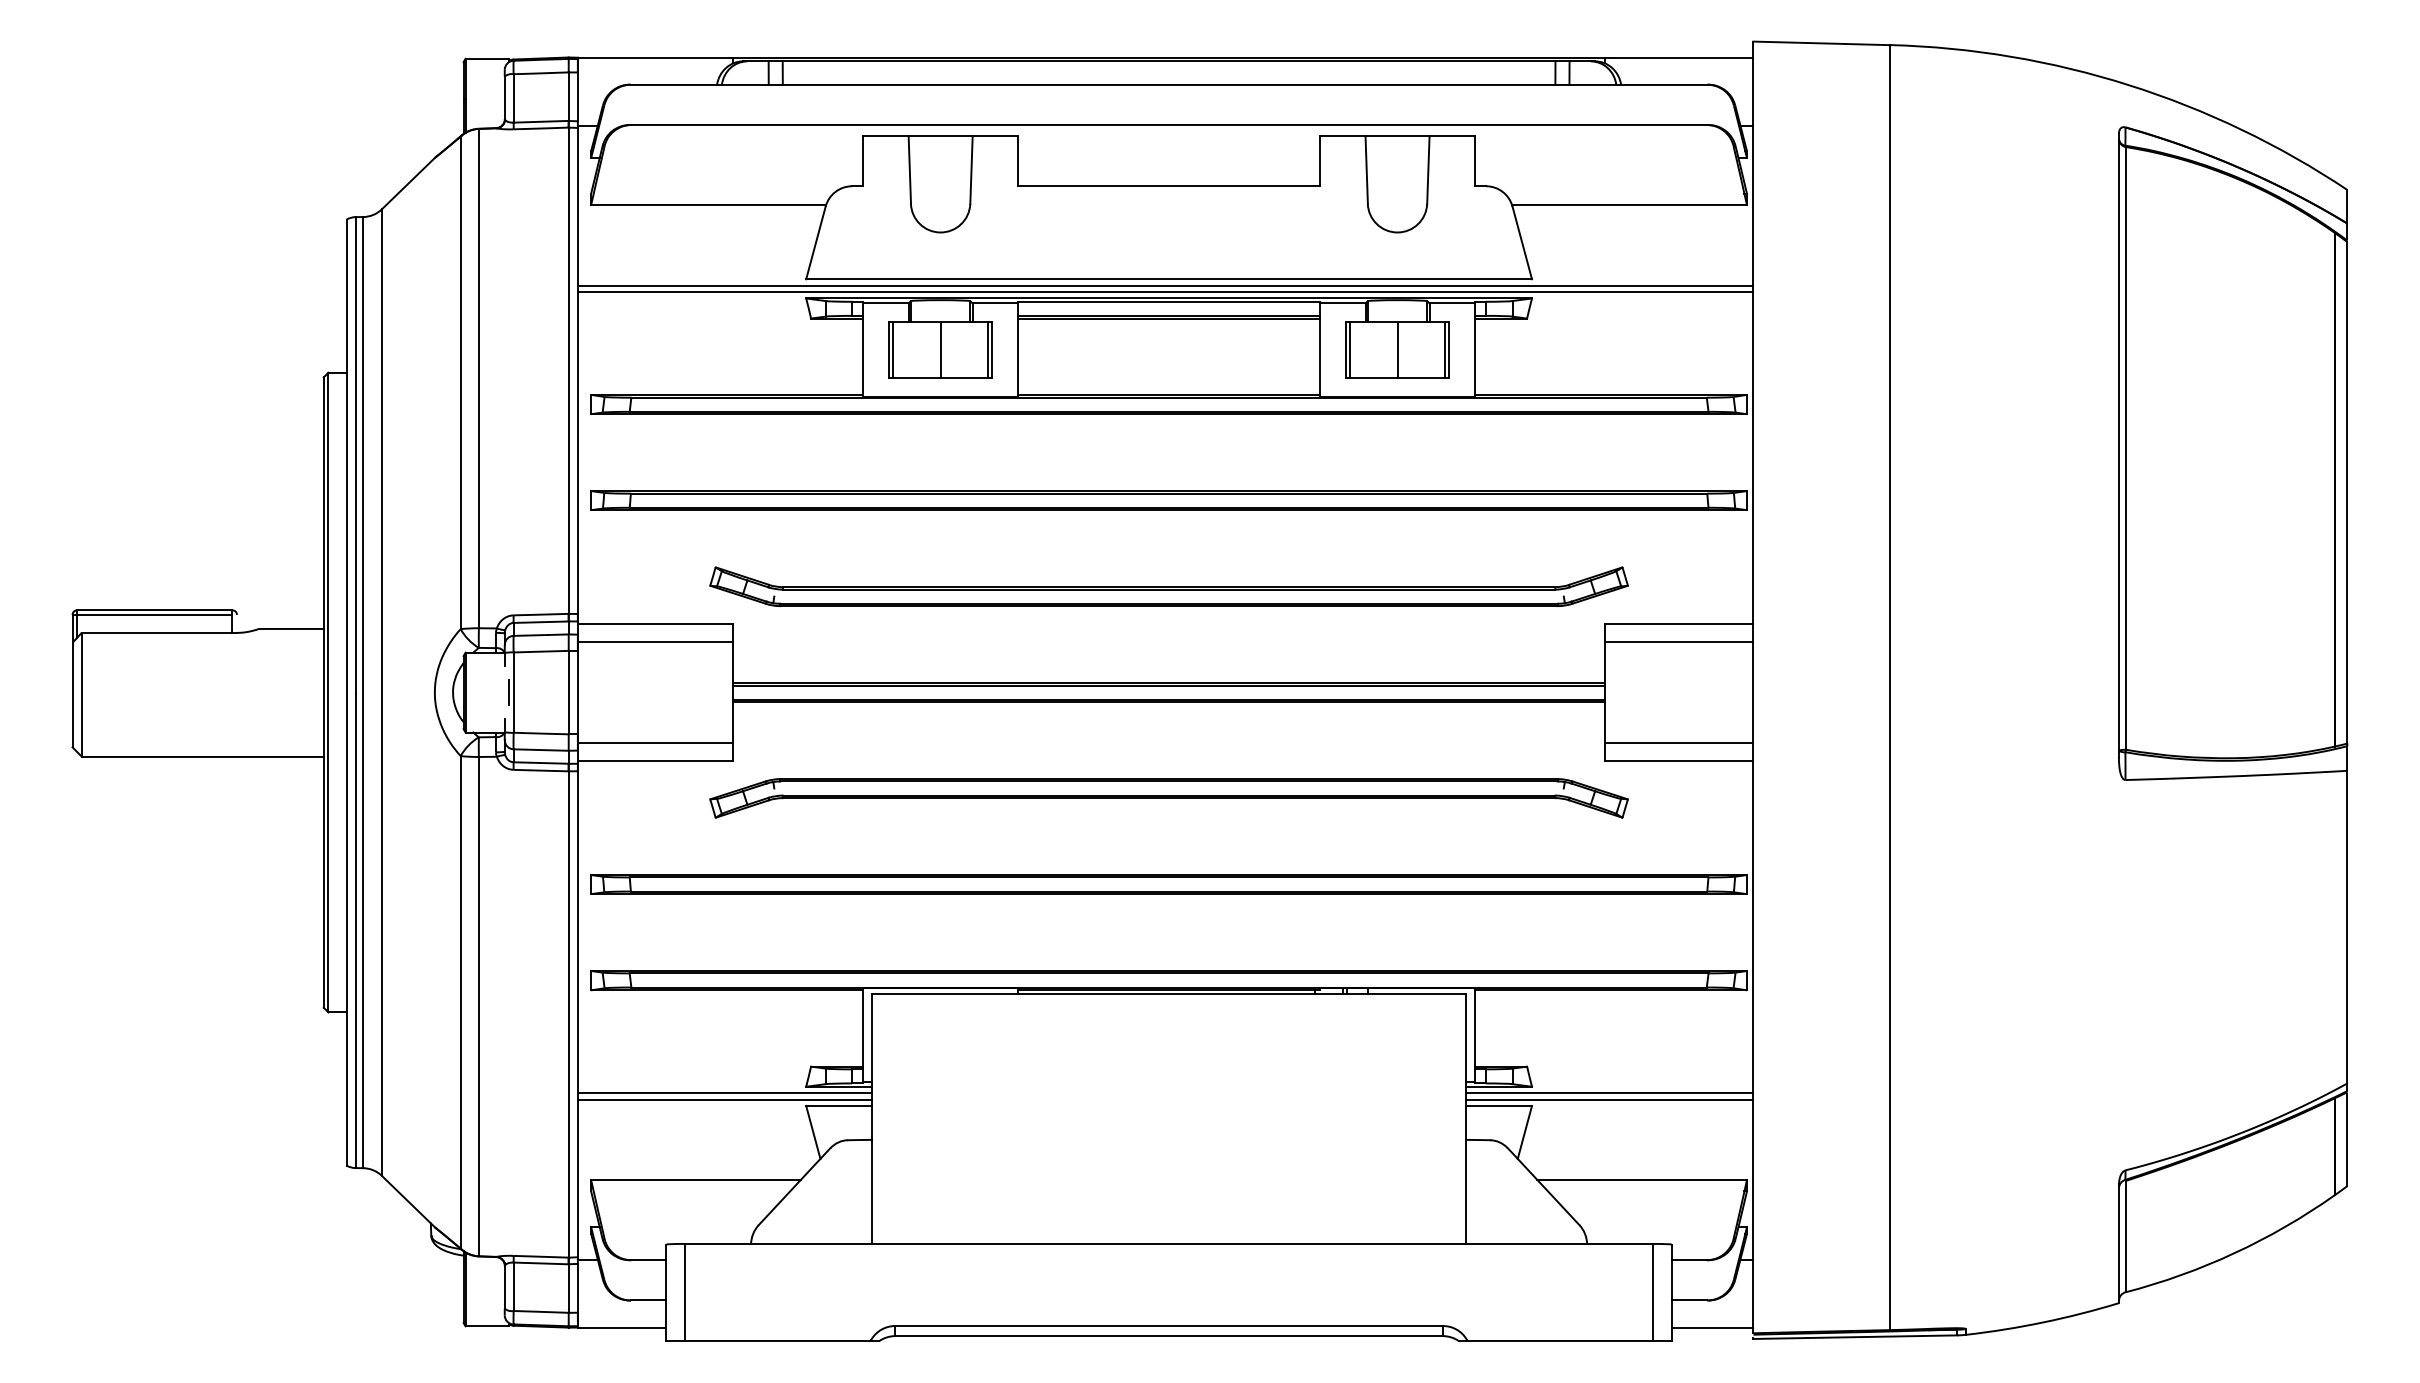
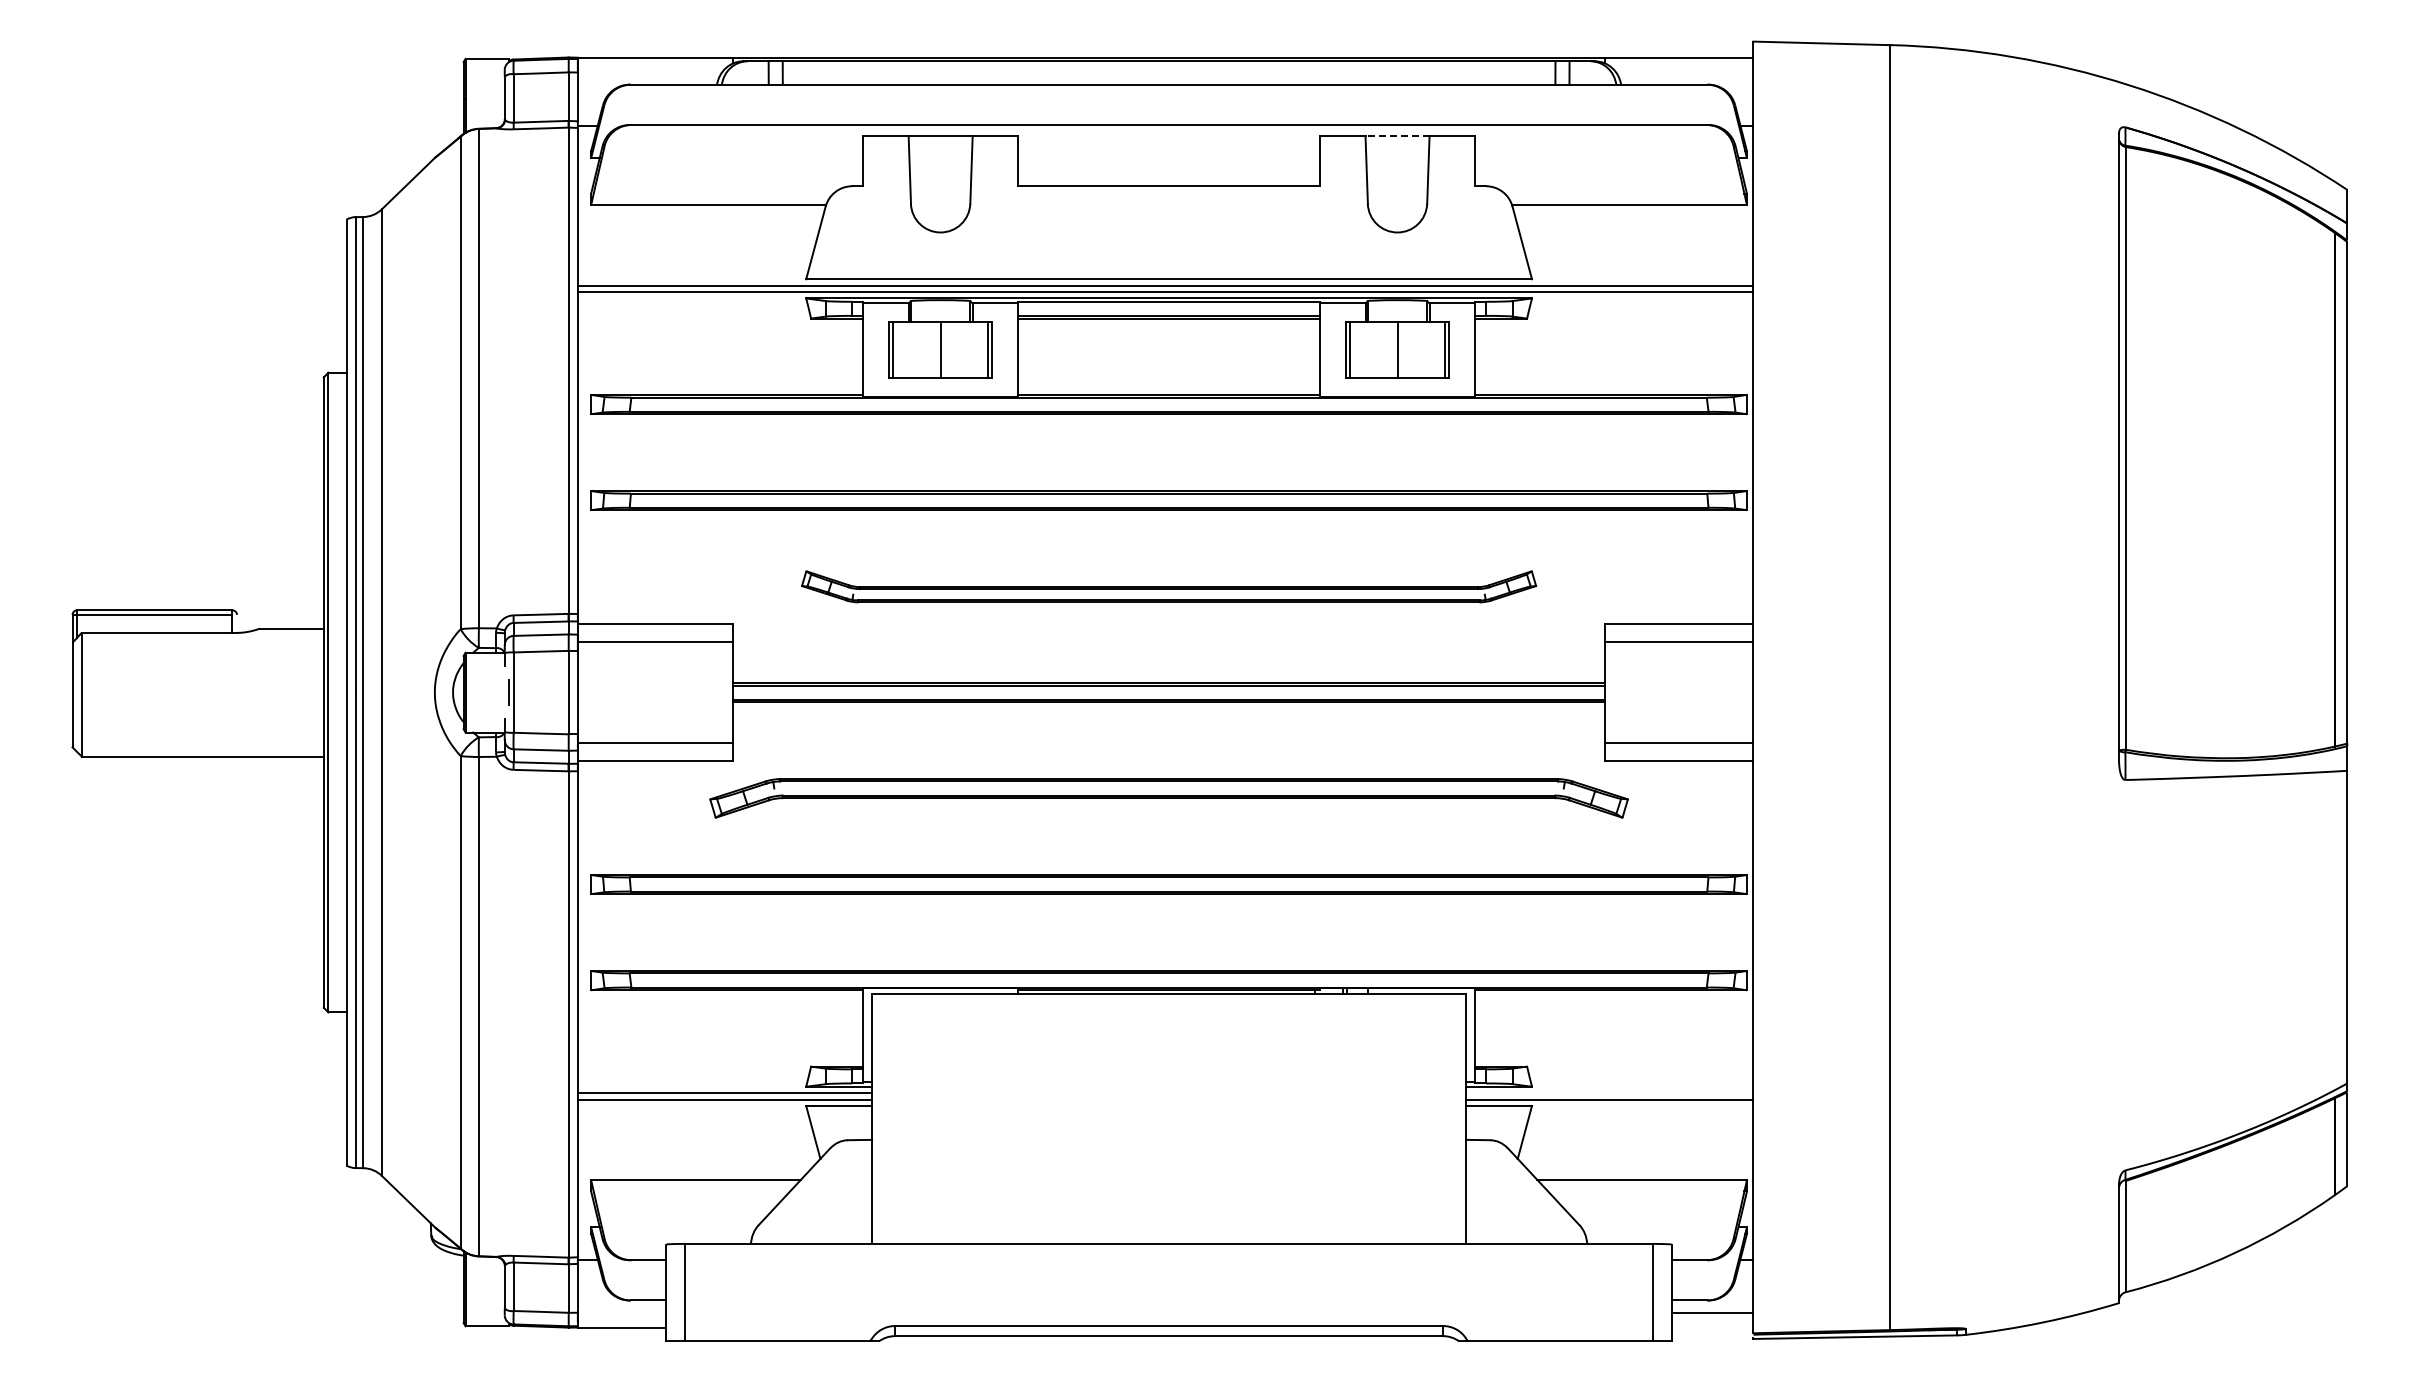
line: solid -> dashed (1397, 136)
part size: 920x42 px -> 737x34 px (1169, 586)
line: present -> none (1609, 1093)
line position: (1712, 1327) -> (1712, 1312) (1712, 1312)
